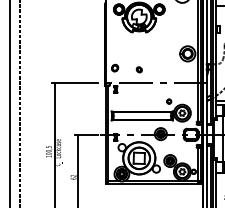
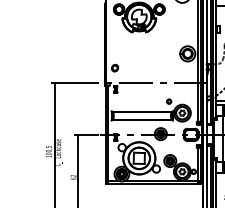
part: present -> none (138, 69)
line: present -> none (9, 103)
line: present -> none (19, 103)
